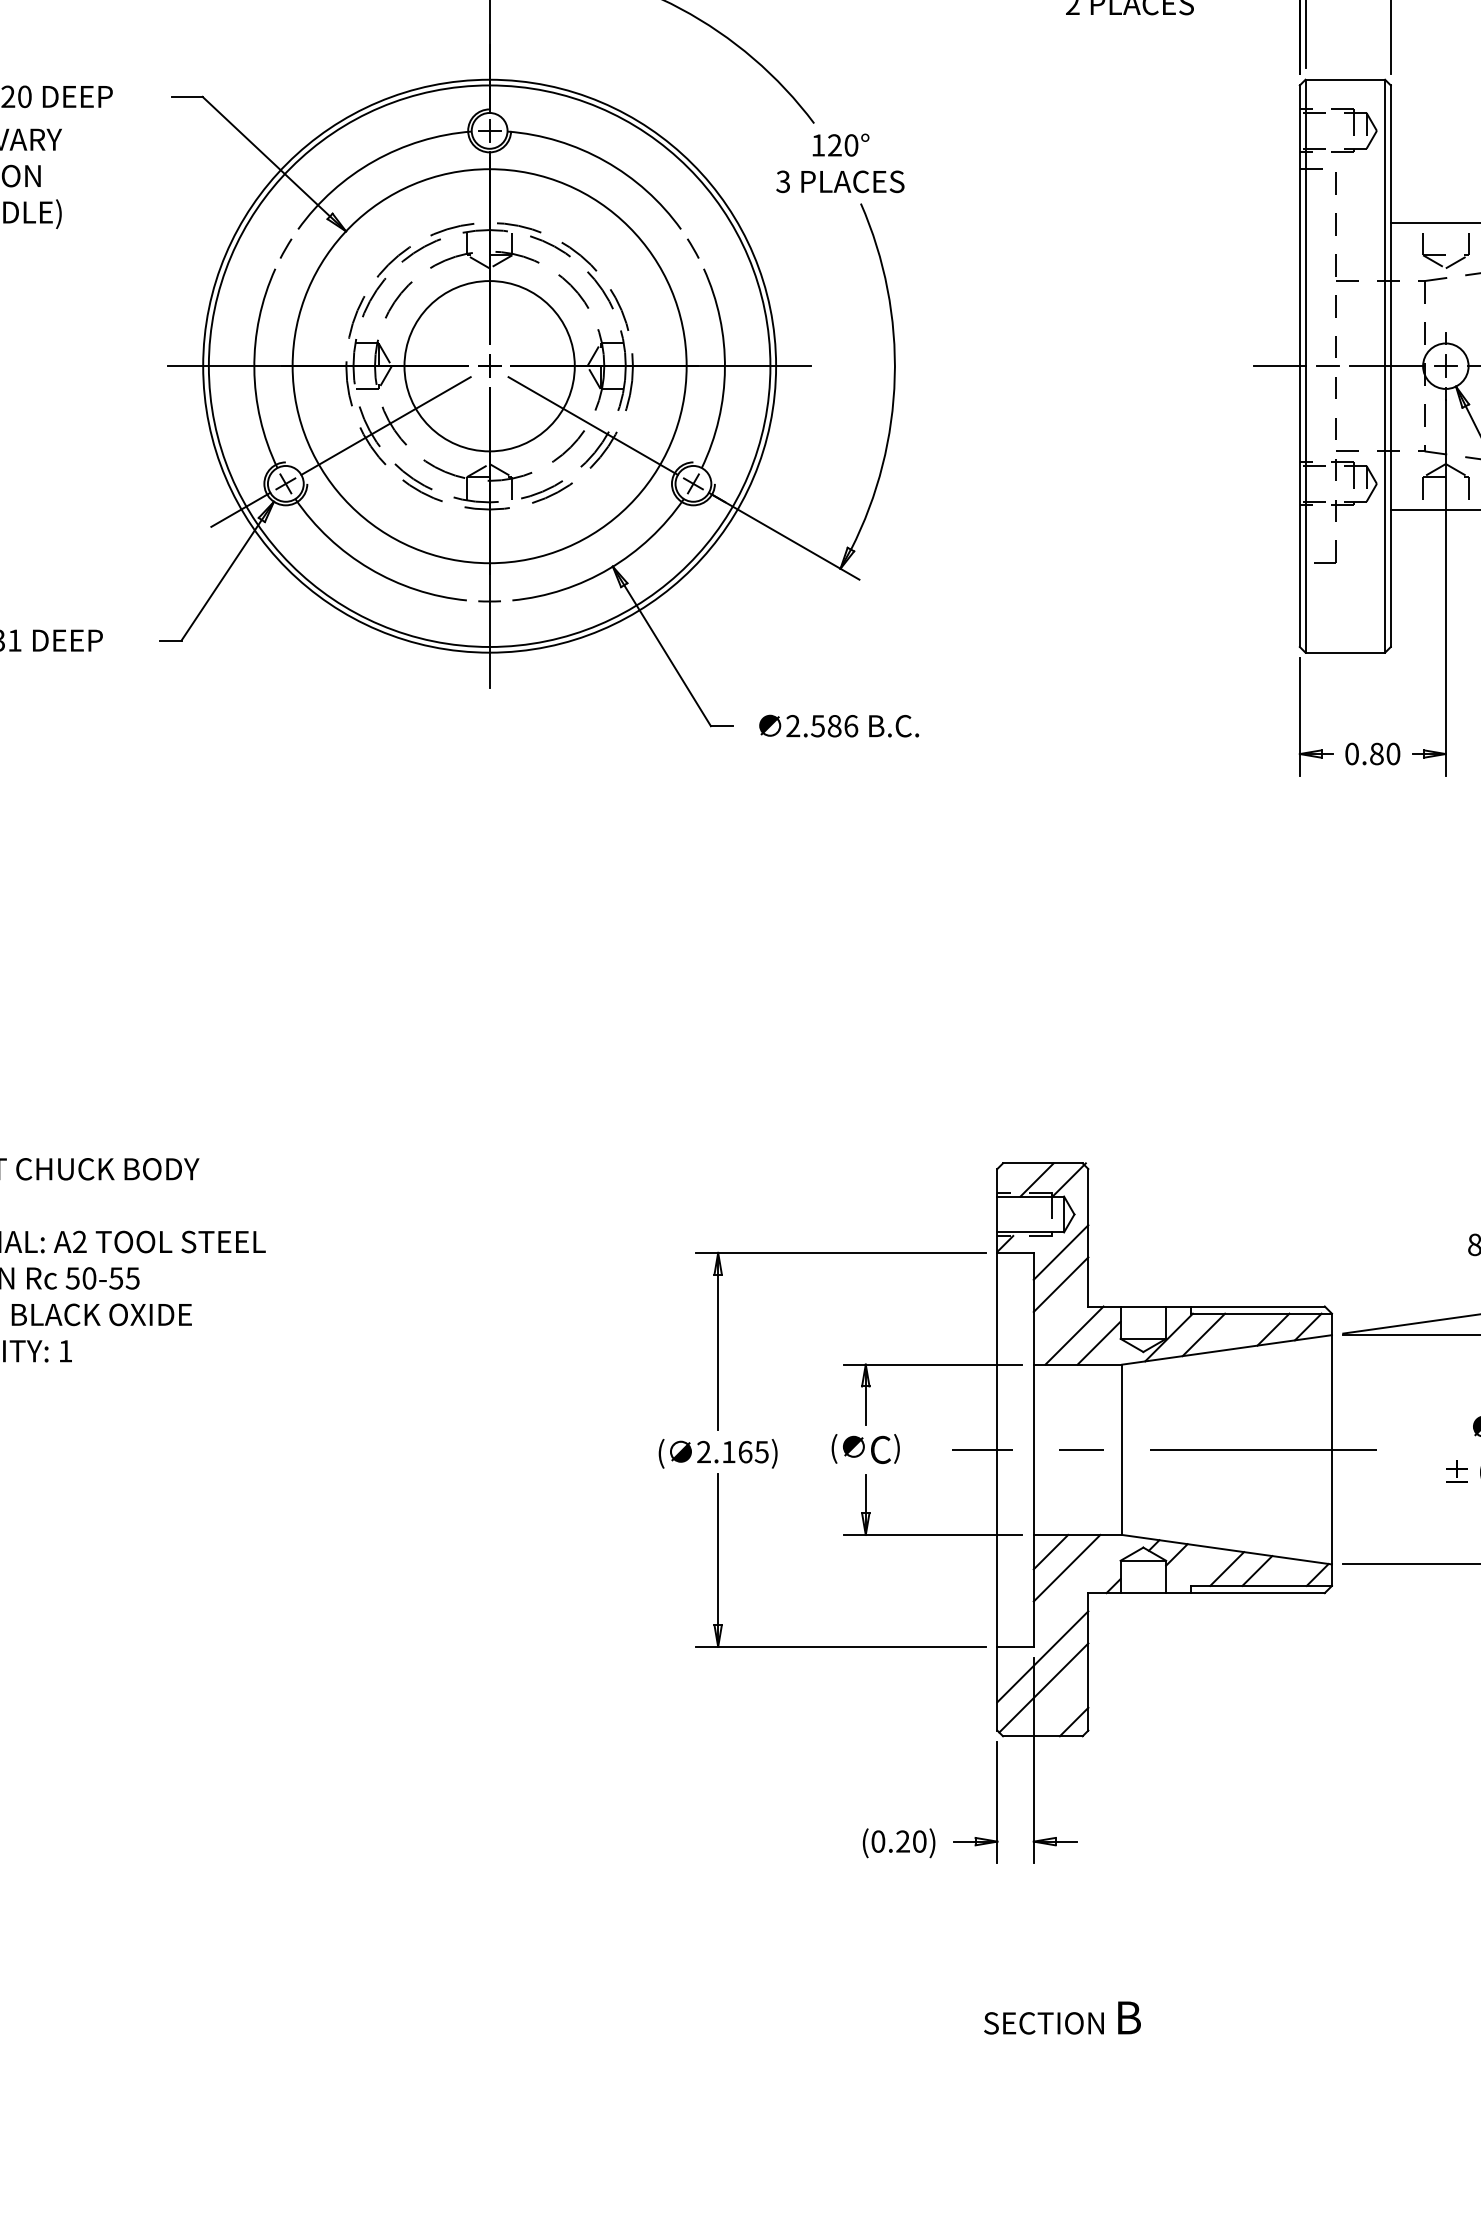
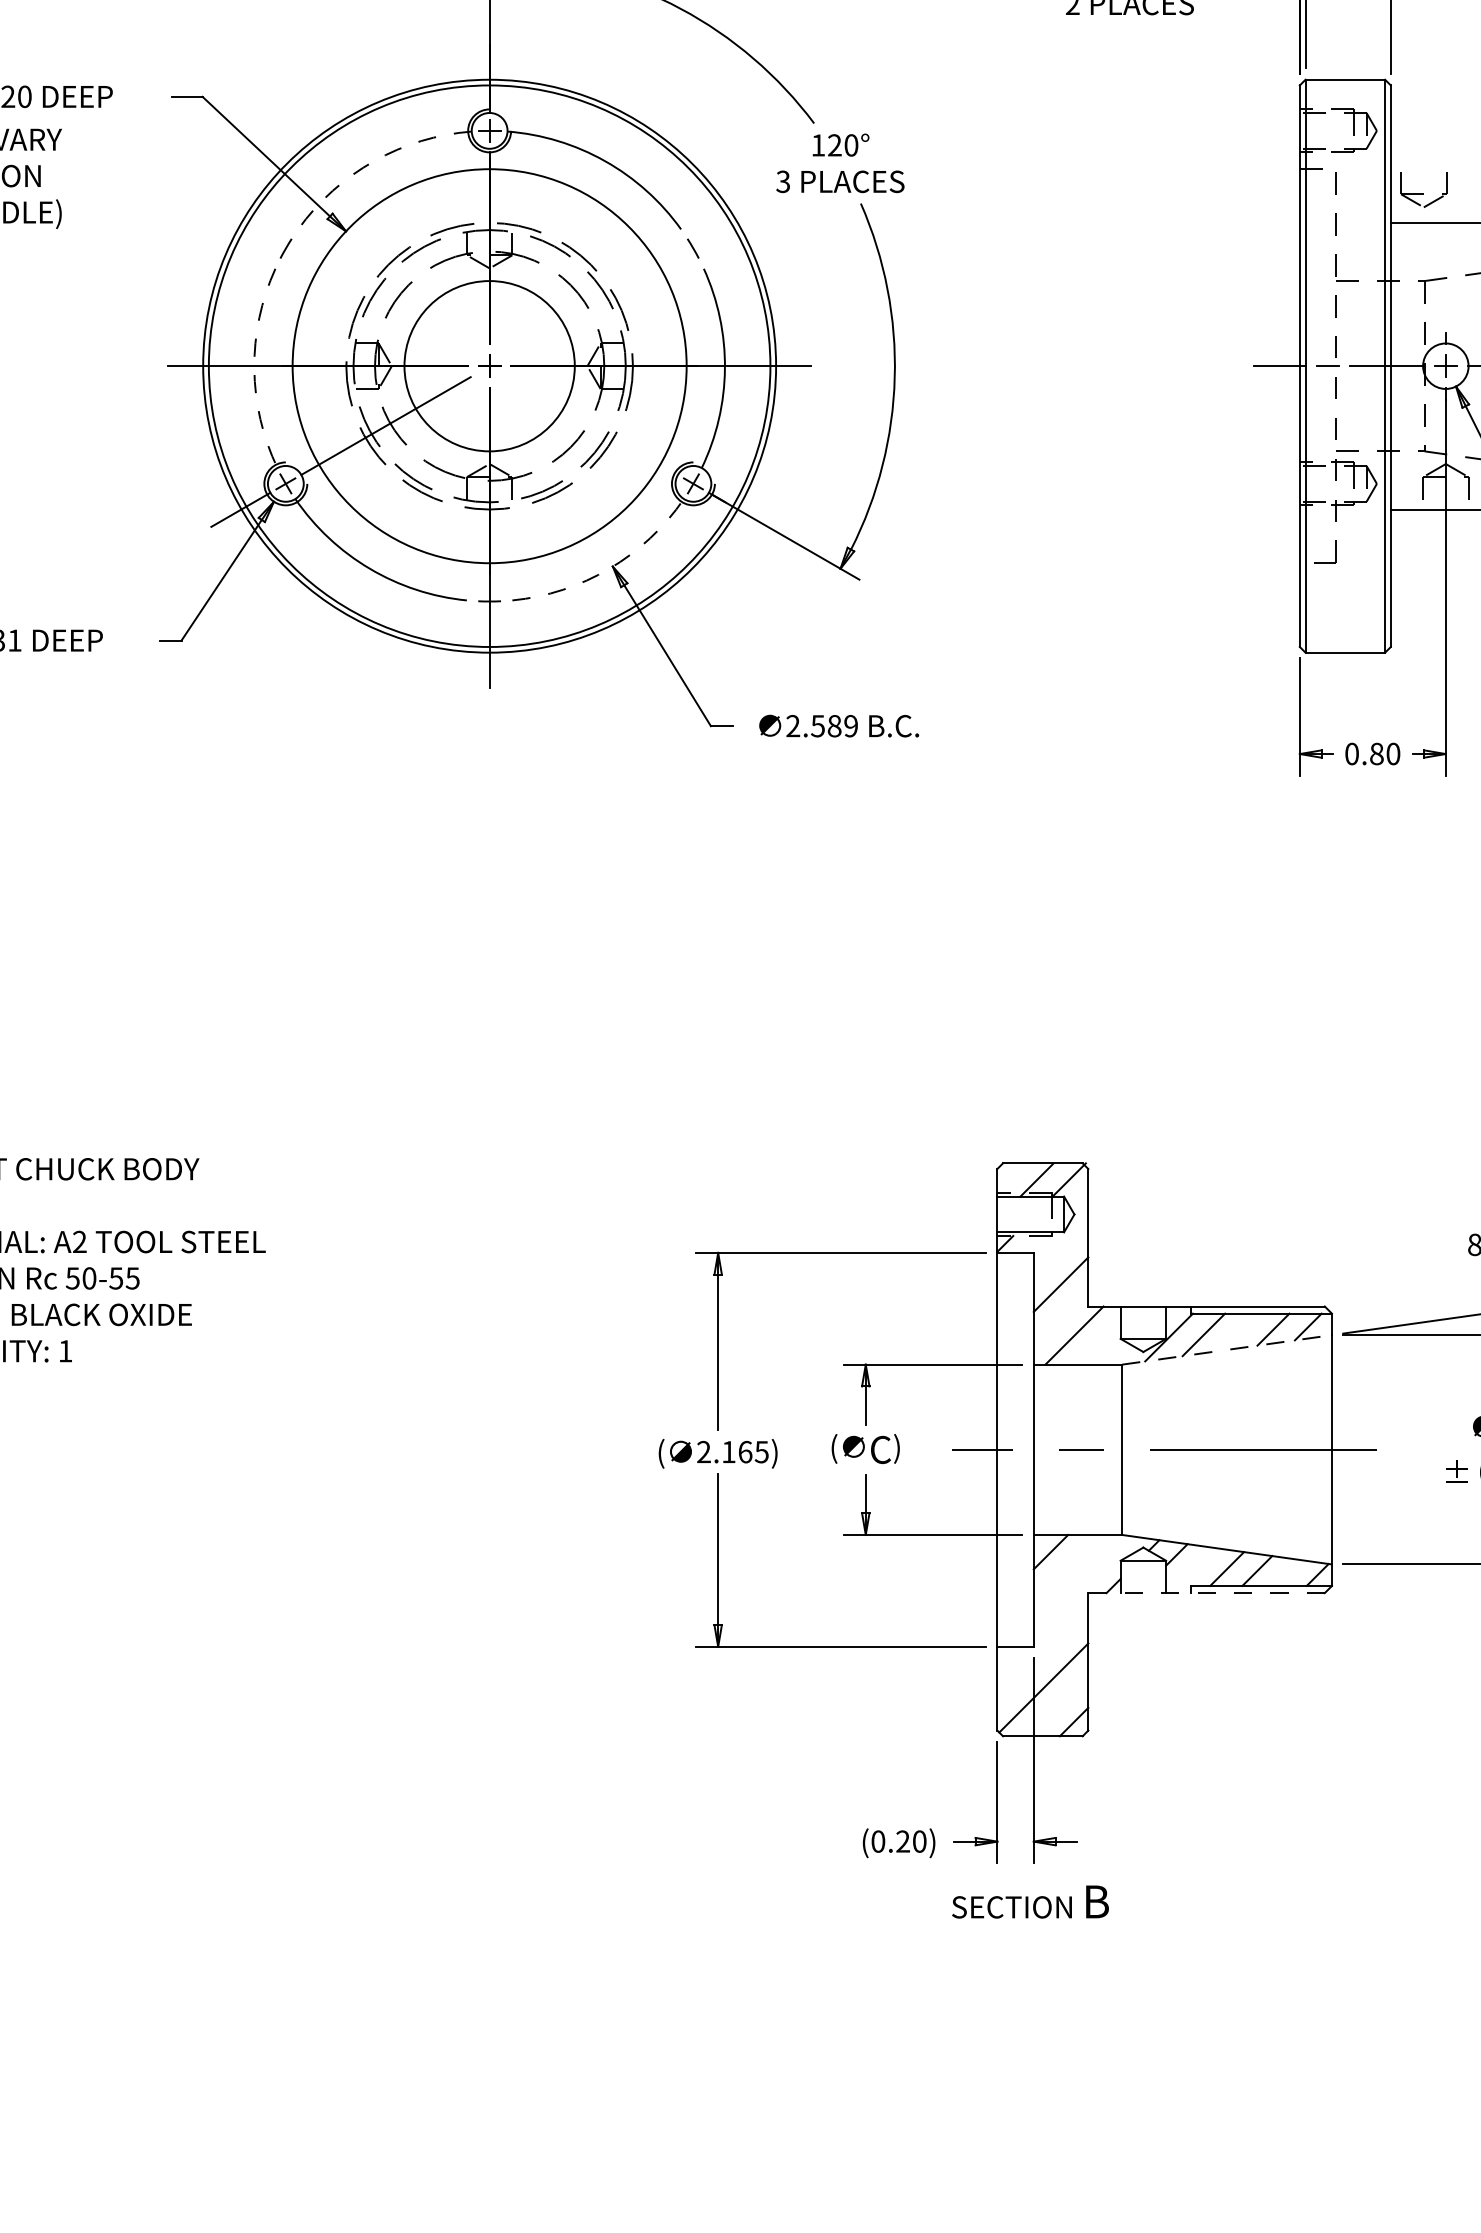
arc: solid -> dashed (374, 161)
part position: (1445, 250) -> (1423, 189) (1423, 189)
arc: solid -> dashed (254, 368)
line: present -> none (592, 425)
arc: solid -> dashed (609, 568)
text: 2.586 -> 2.589 (851, 726)
line: present -> none (1060, 1252)
line: present -> none (1098, 1342)
line: solid -> dashed (1227, 1349)
line: present -> none (1066, 1567)
line: solid -> dashed (1207, 1593)
line: present -> none (1042, 1656)
text position: (1062, 2017) -> (1030, 1901) (1030, 1901)
